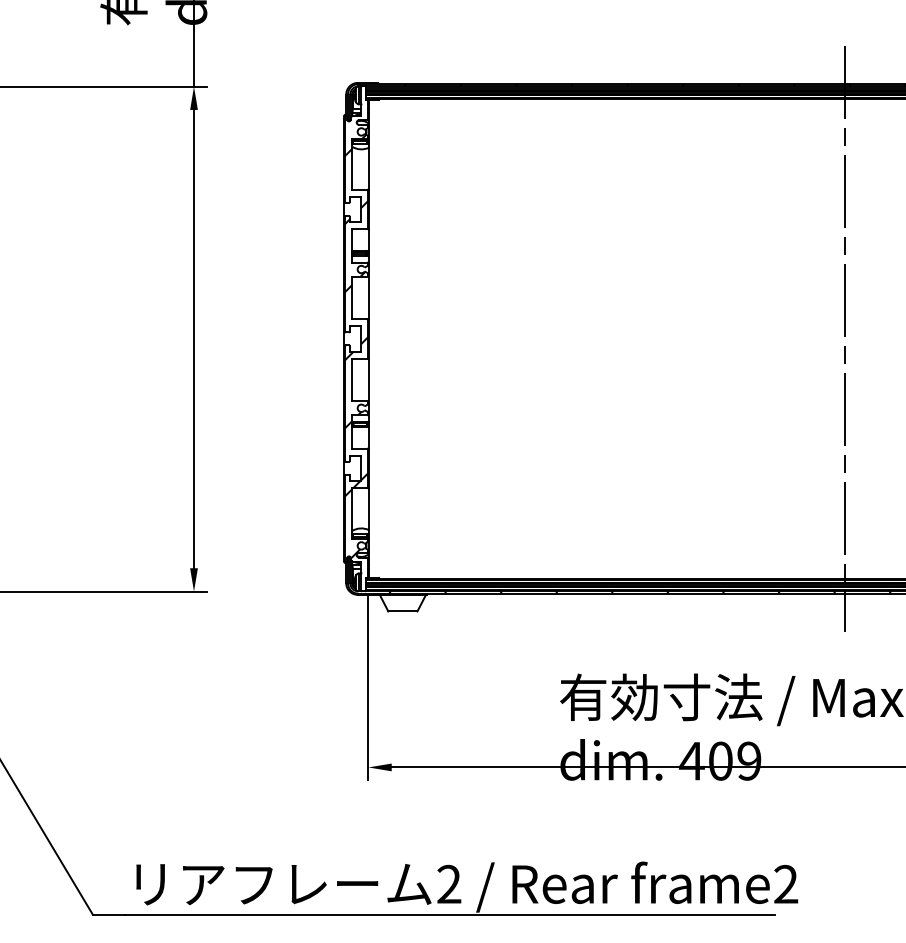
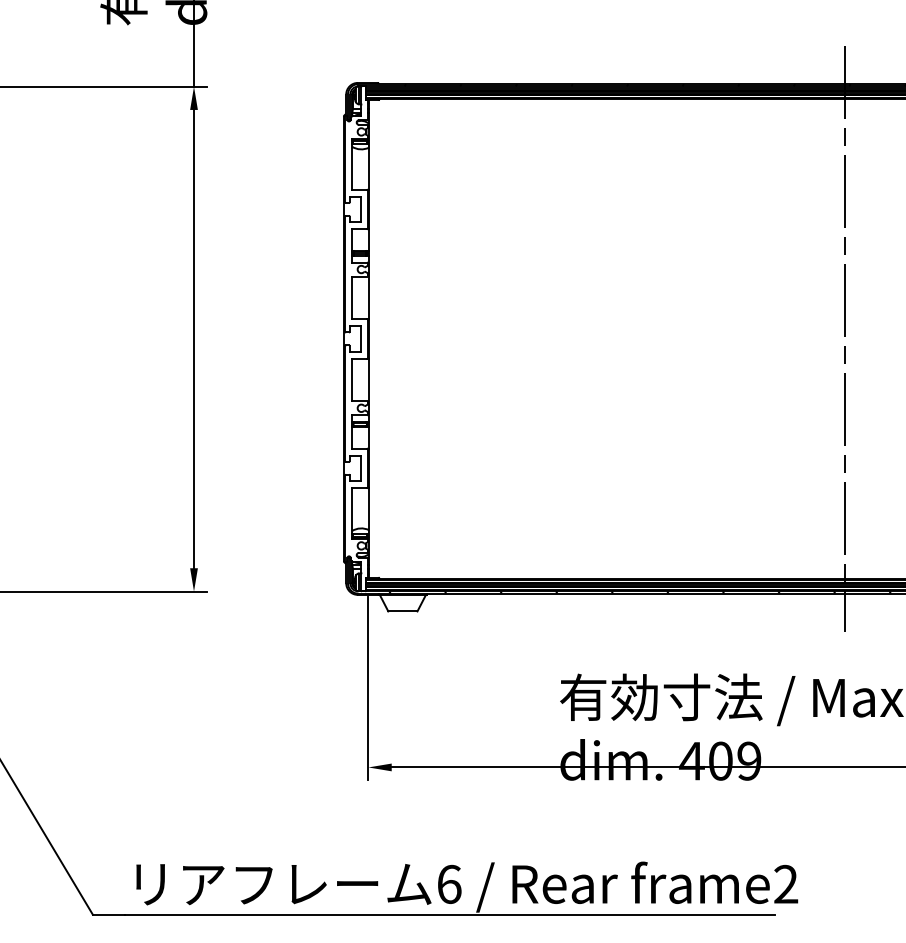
hatch: present -> none (356, 346)
text: 2 -> 6 (449, 883)
